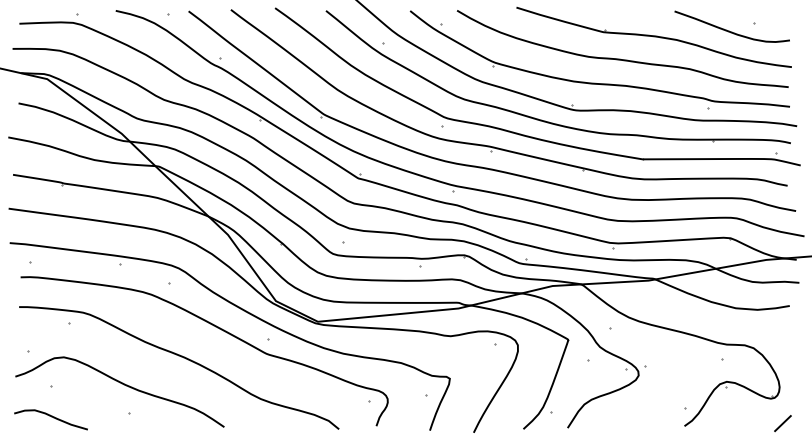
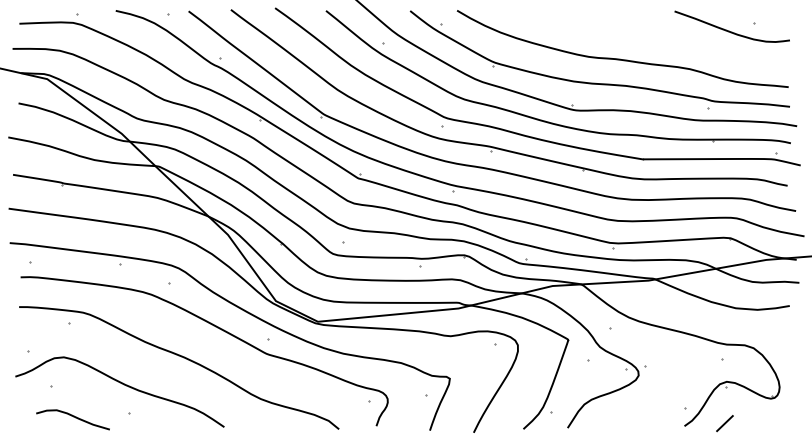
part: present -> none (653, 37)
curve position: (51, 417) -> (73, 417) (73, 417)
line position: (782, 423) -> (724, 423) (724, 423)
